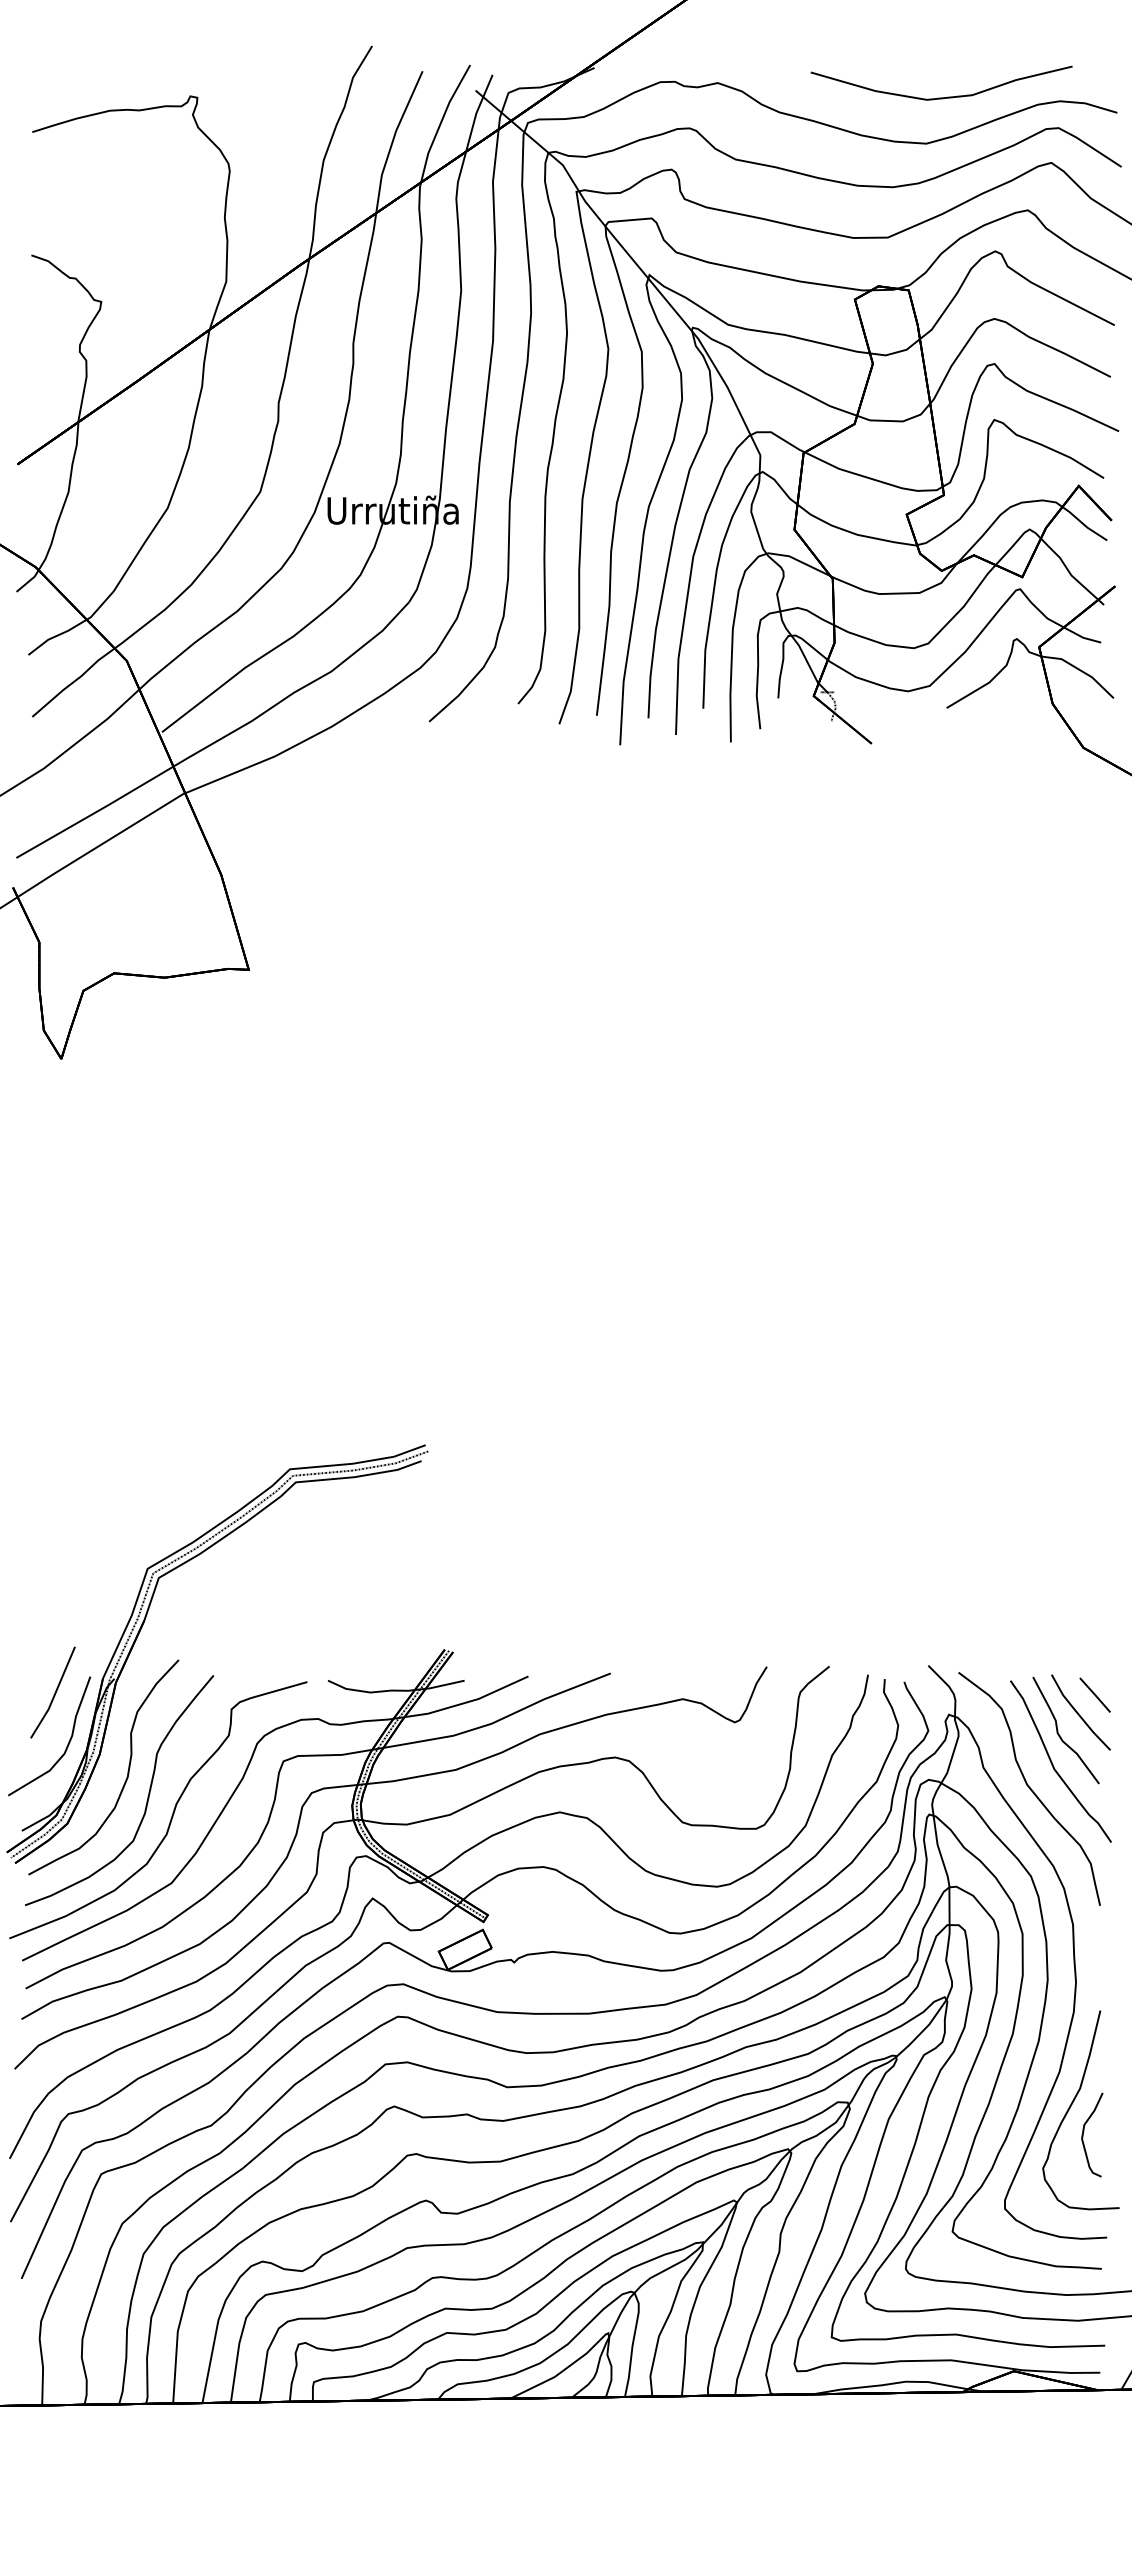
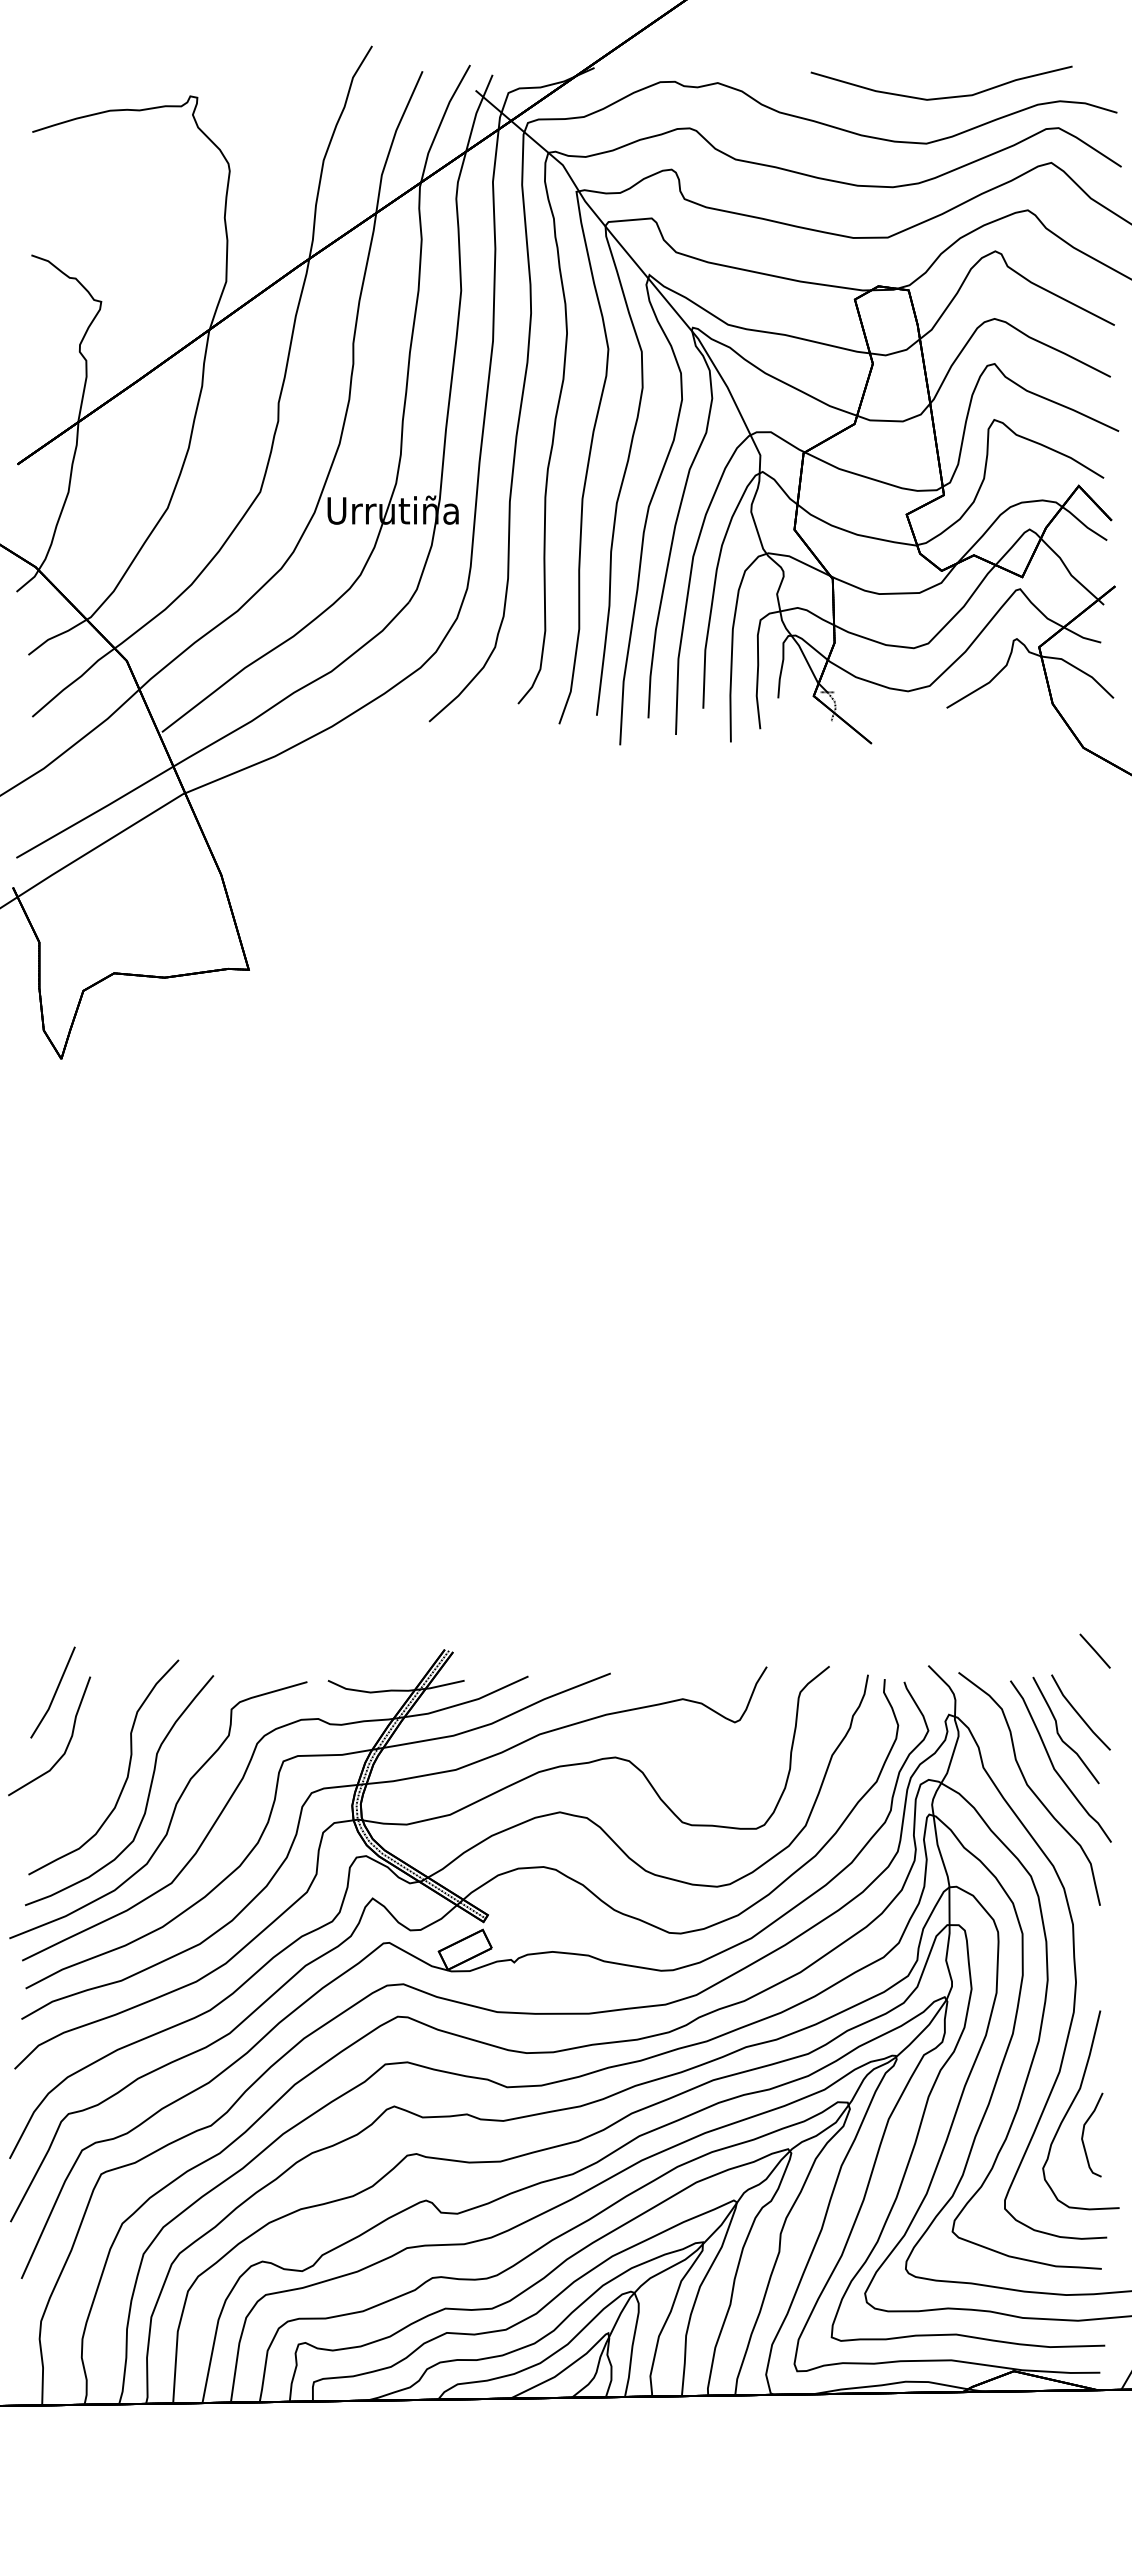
part: present -> none (144, 1623)
line position: (1094, 1694) -> (1094, 1650) (1094, 1650)
